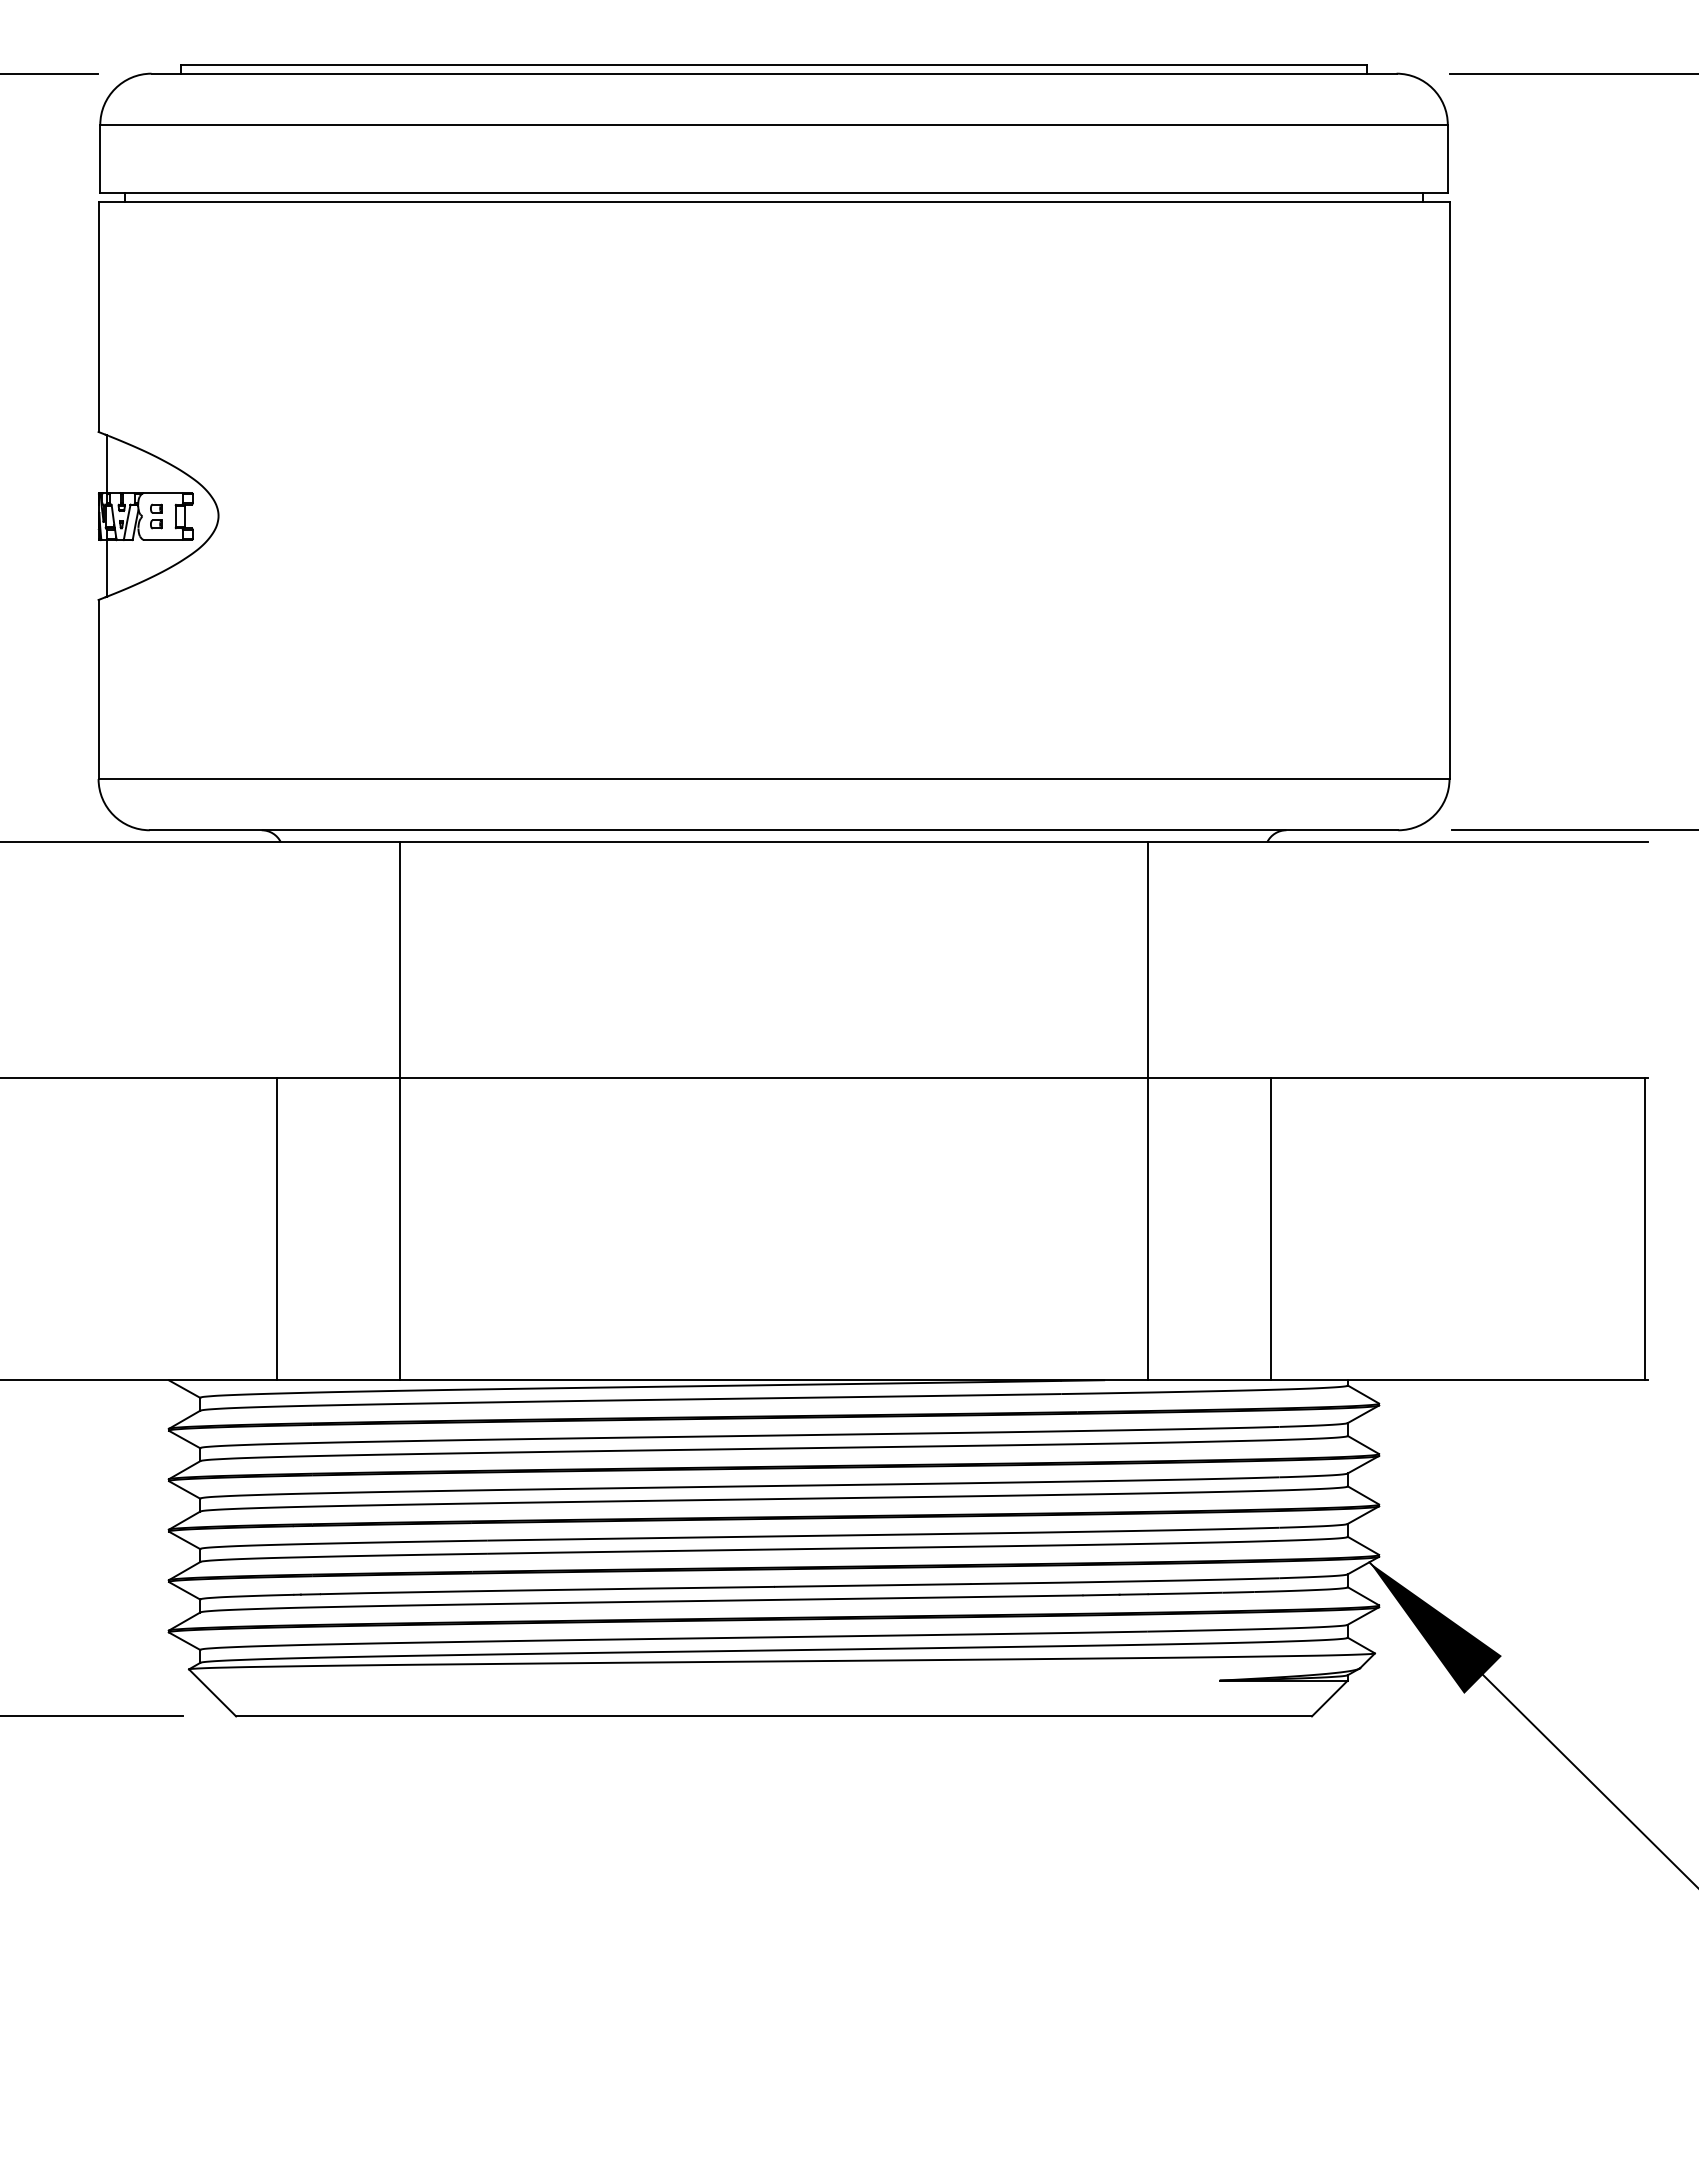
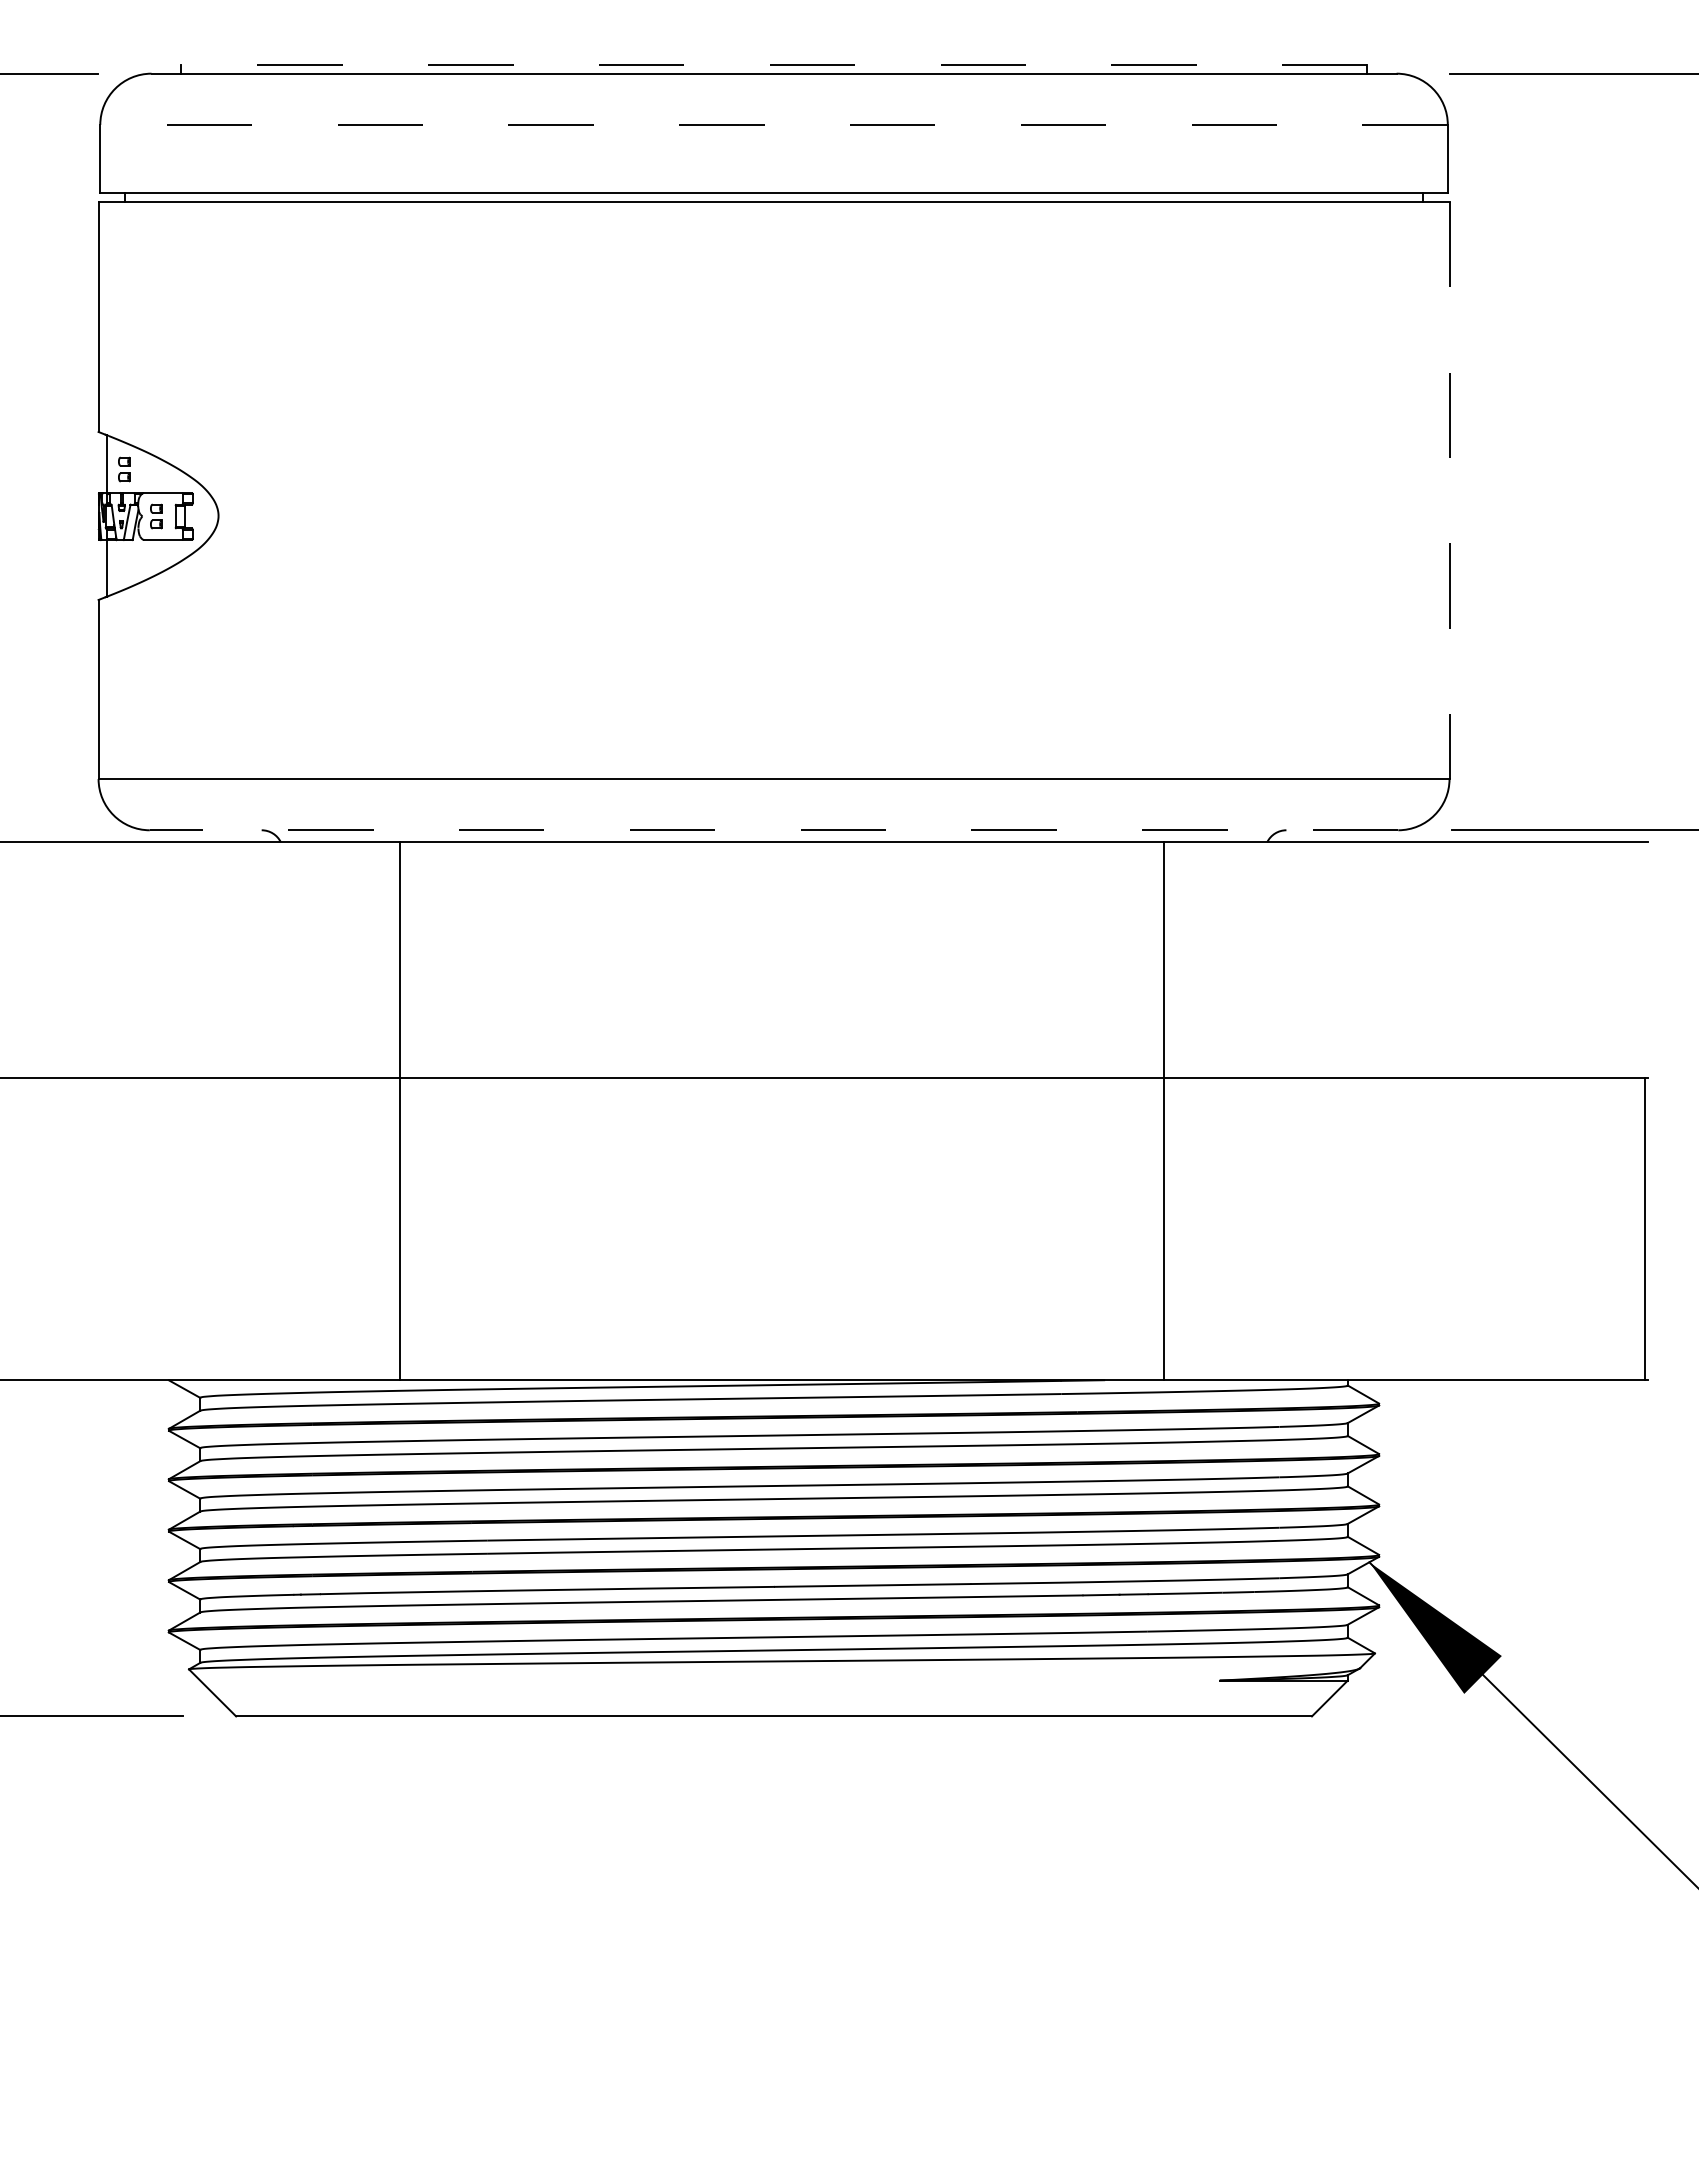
line: solid -> dashed (773, 65)
line: solid -> dashed (774, 124)
part: none -> present (124, 469)
line: solid -> dashed (1449, 490)
line: solid -> dashed (773, 830)
line position: (1148, 1111) -> (1164, 1111) (1164, 1111)
line: present -> none (276, 1228)
line: present -> none (1271, 1228)
